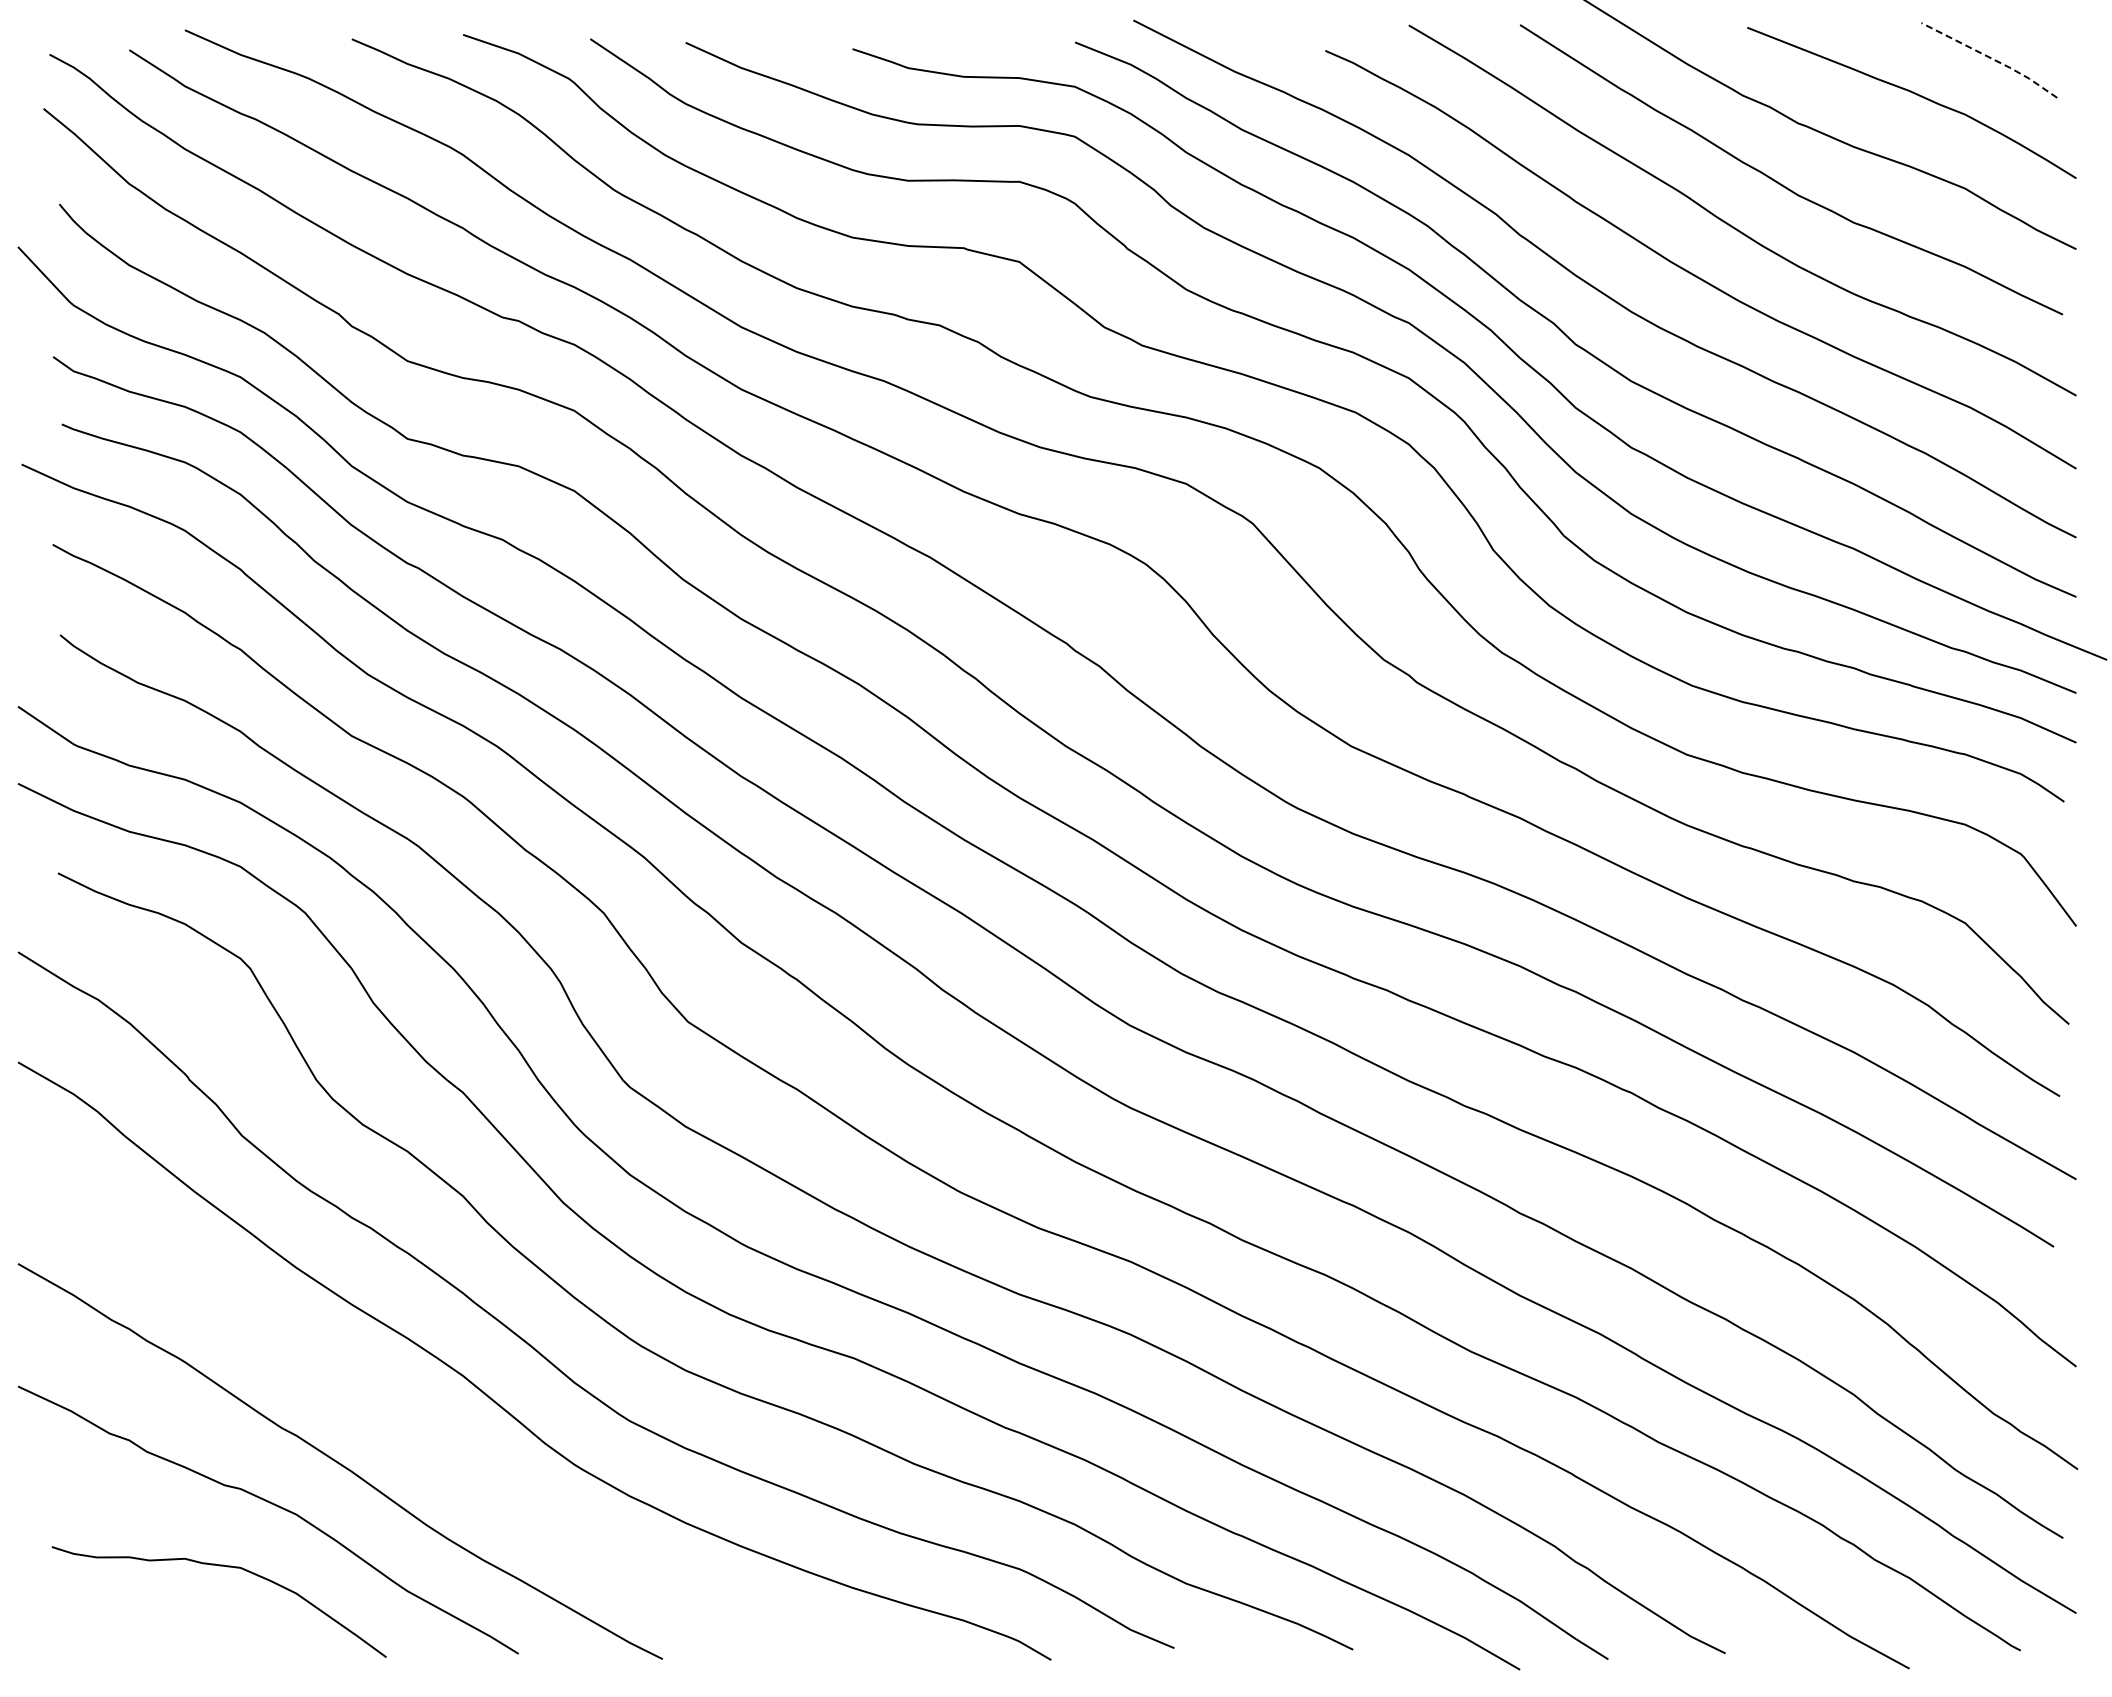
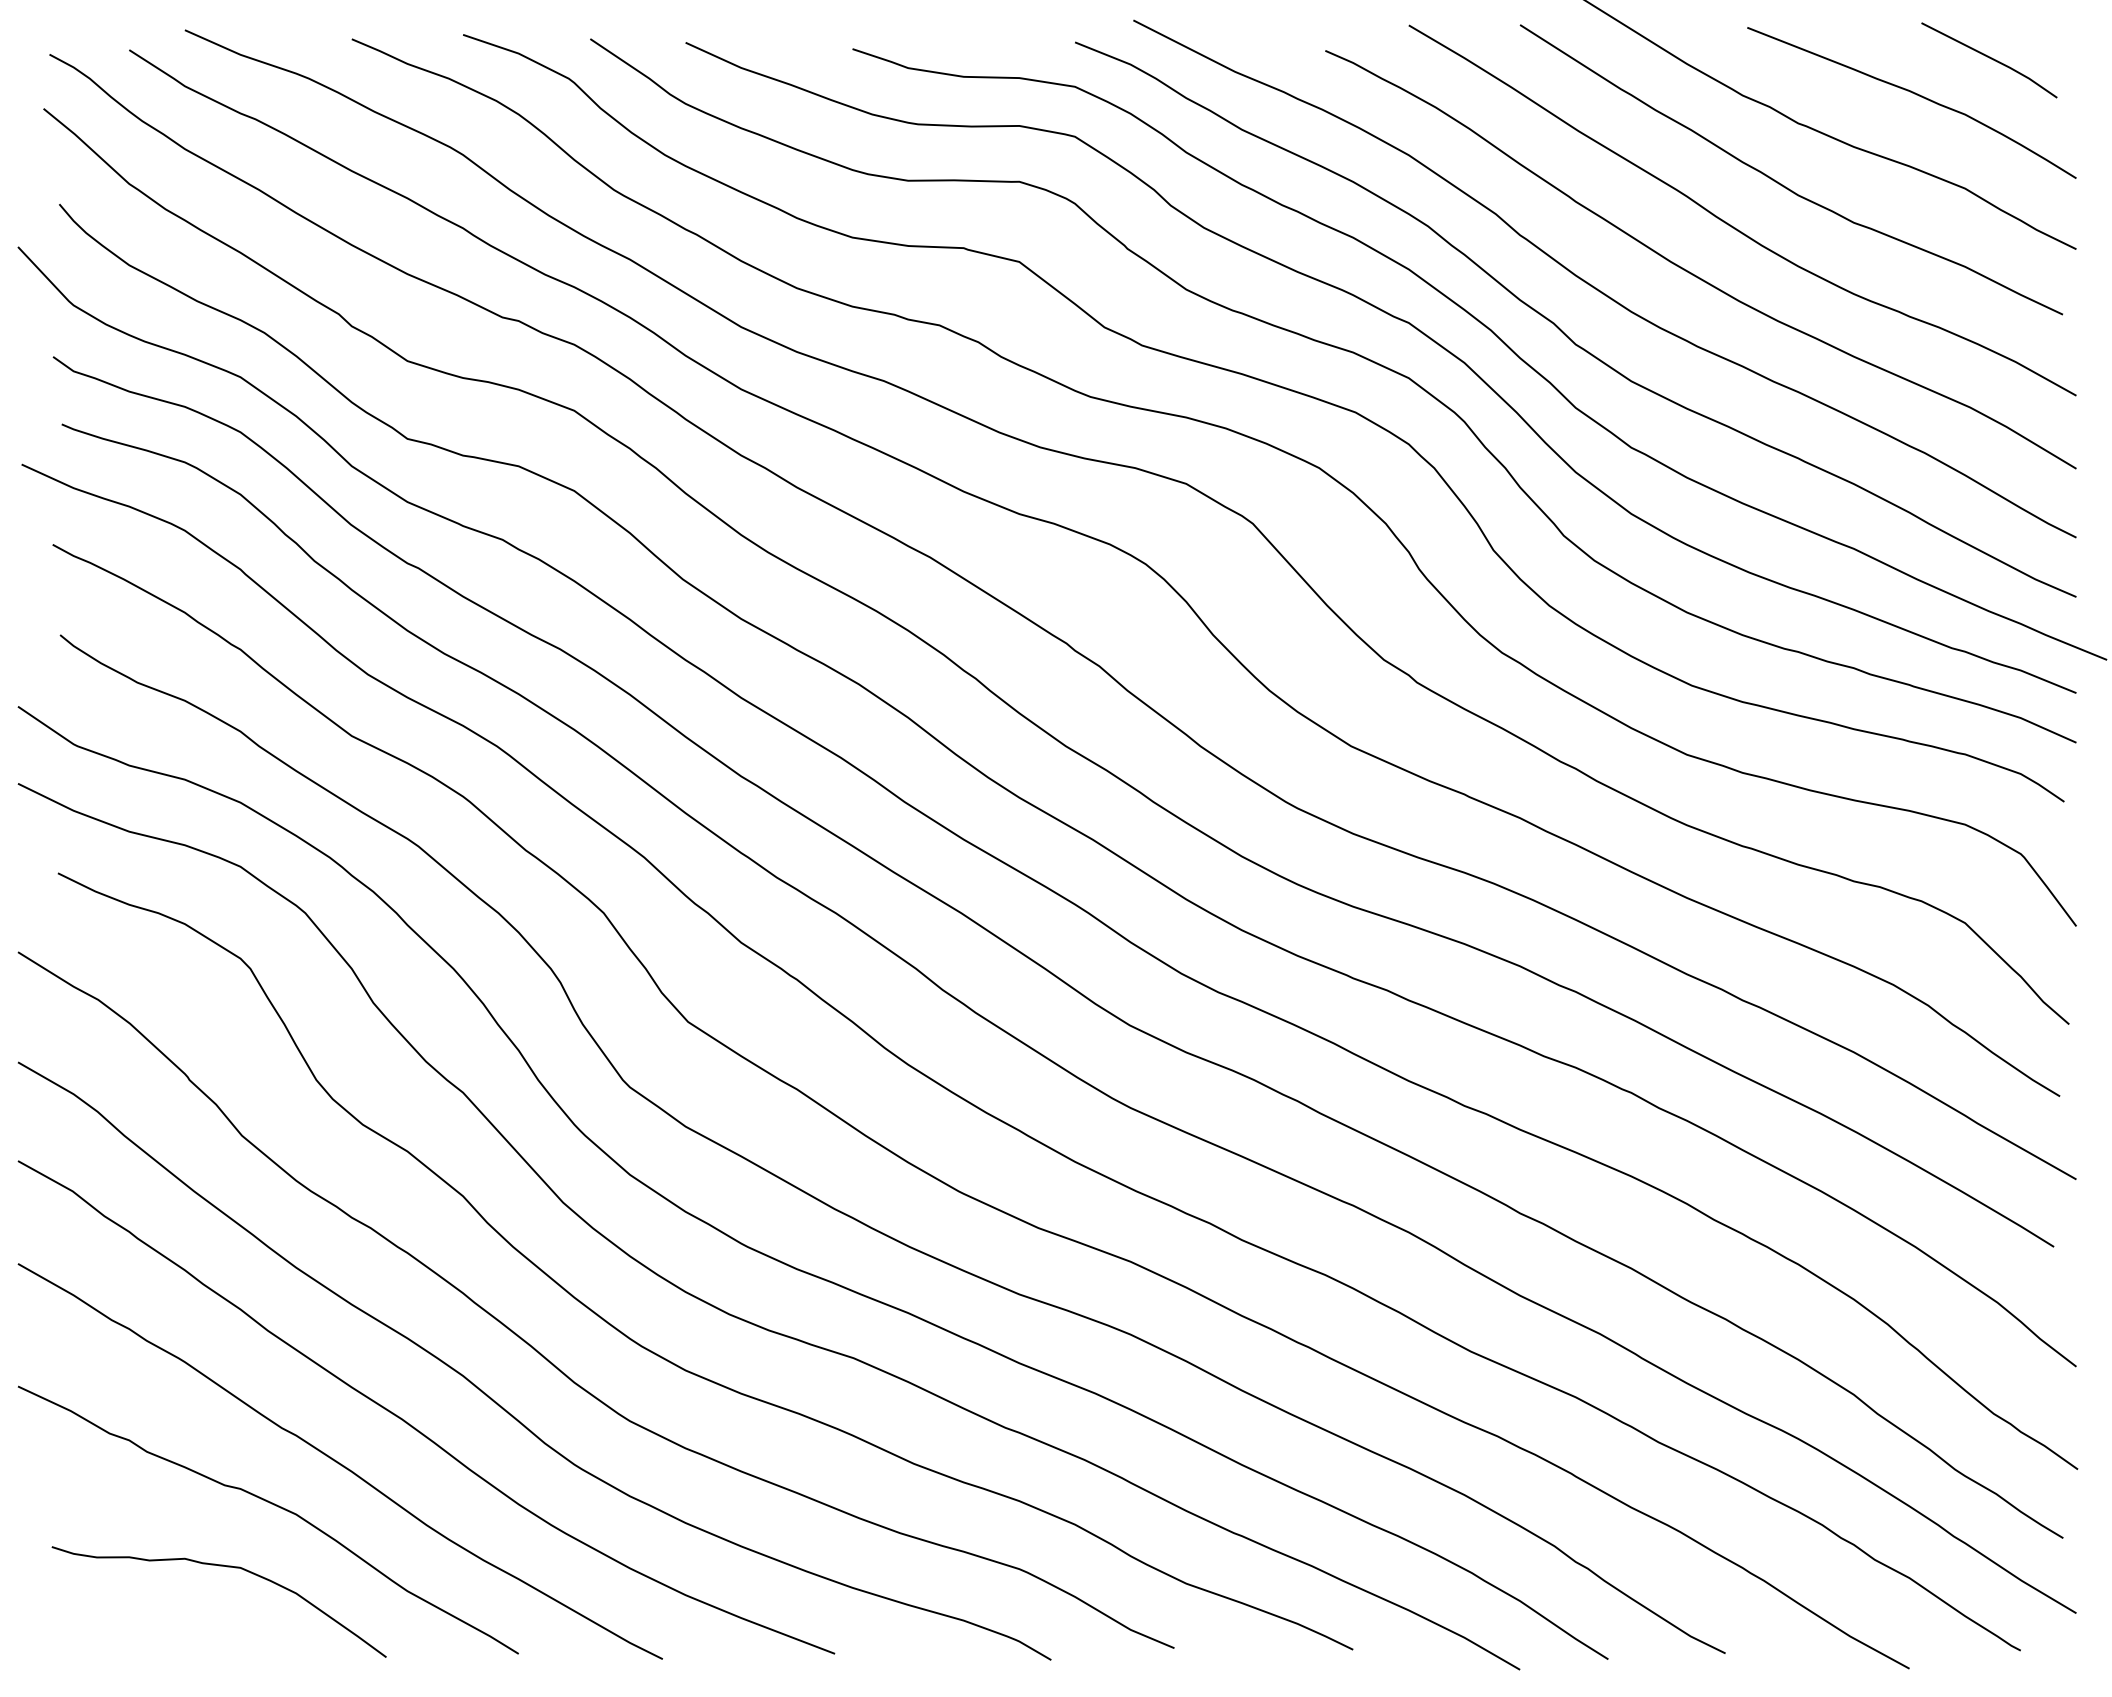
line: dashed -> solid (1992, 58)
curve: none -> present (412, 1425)
